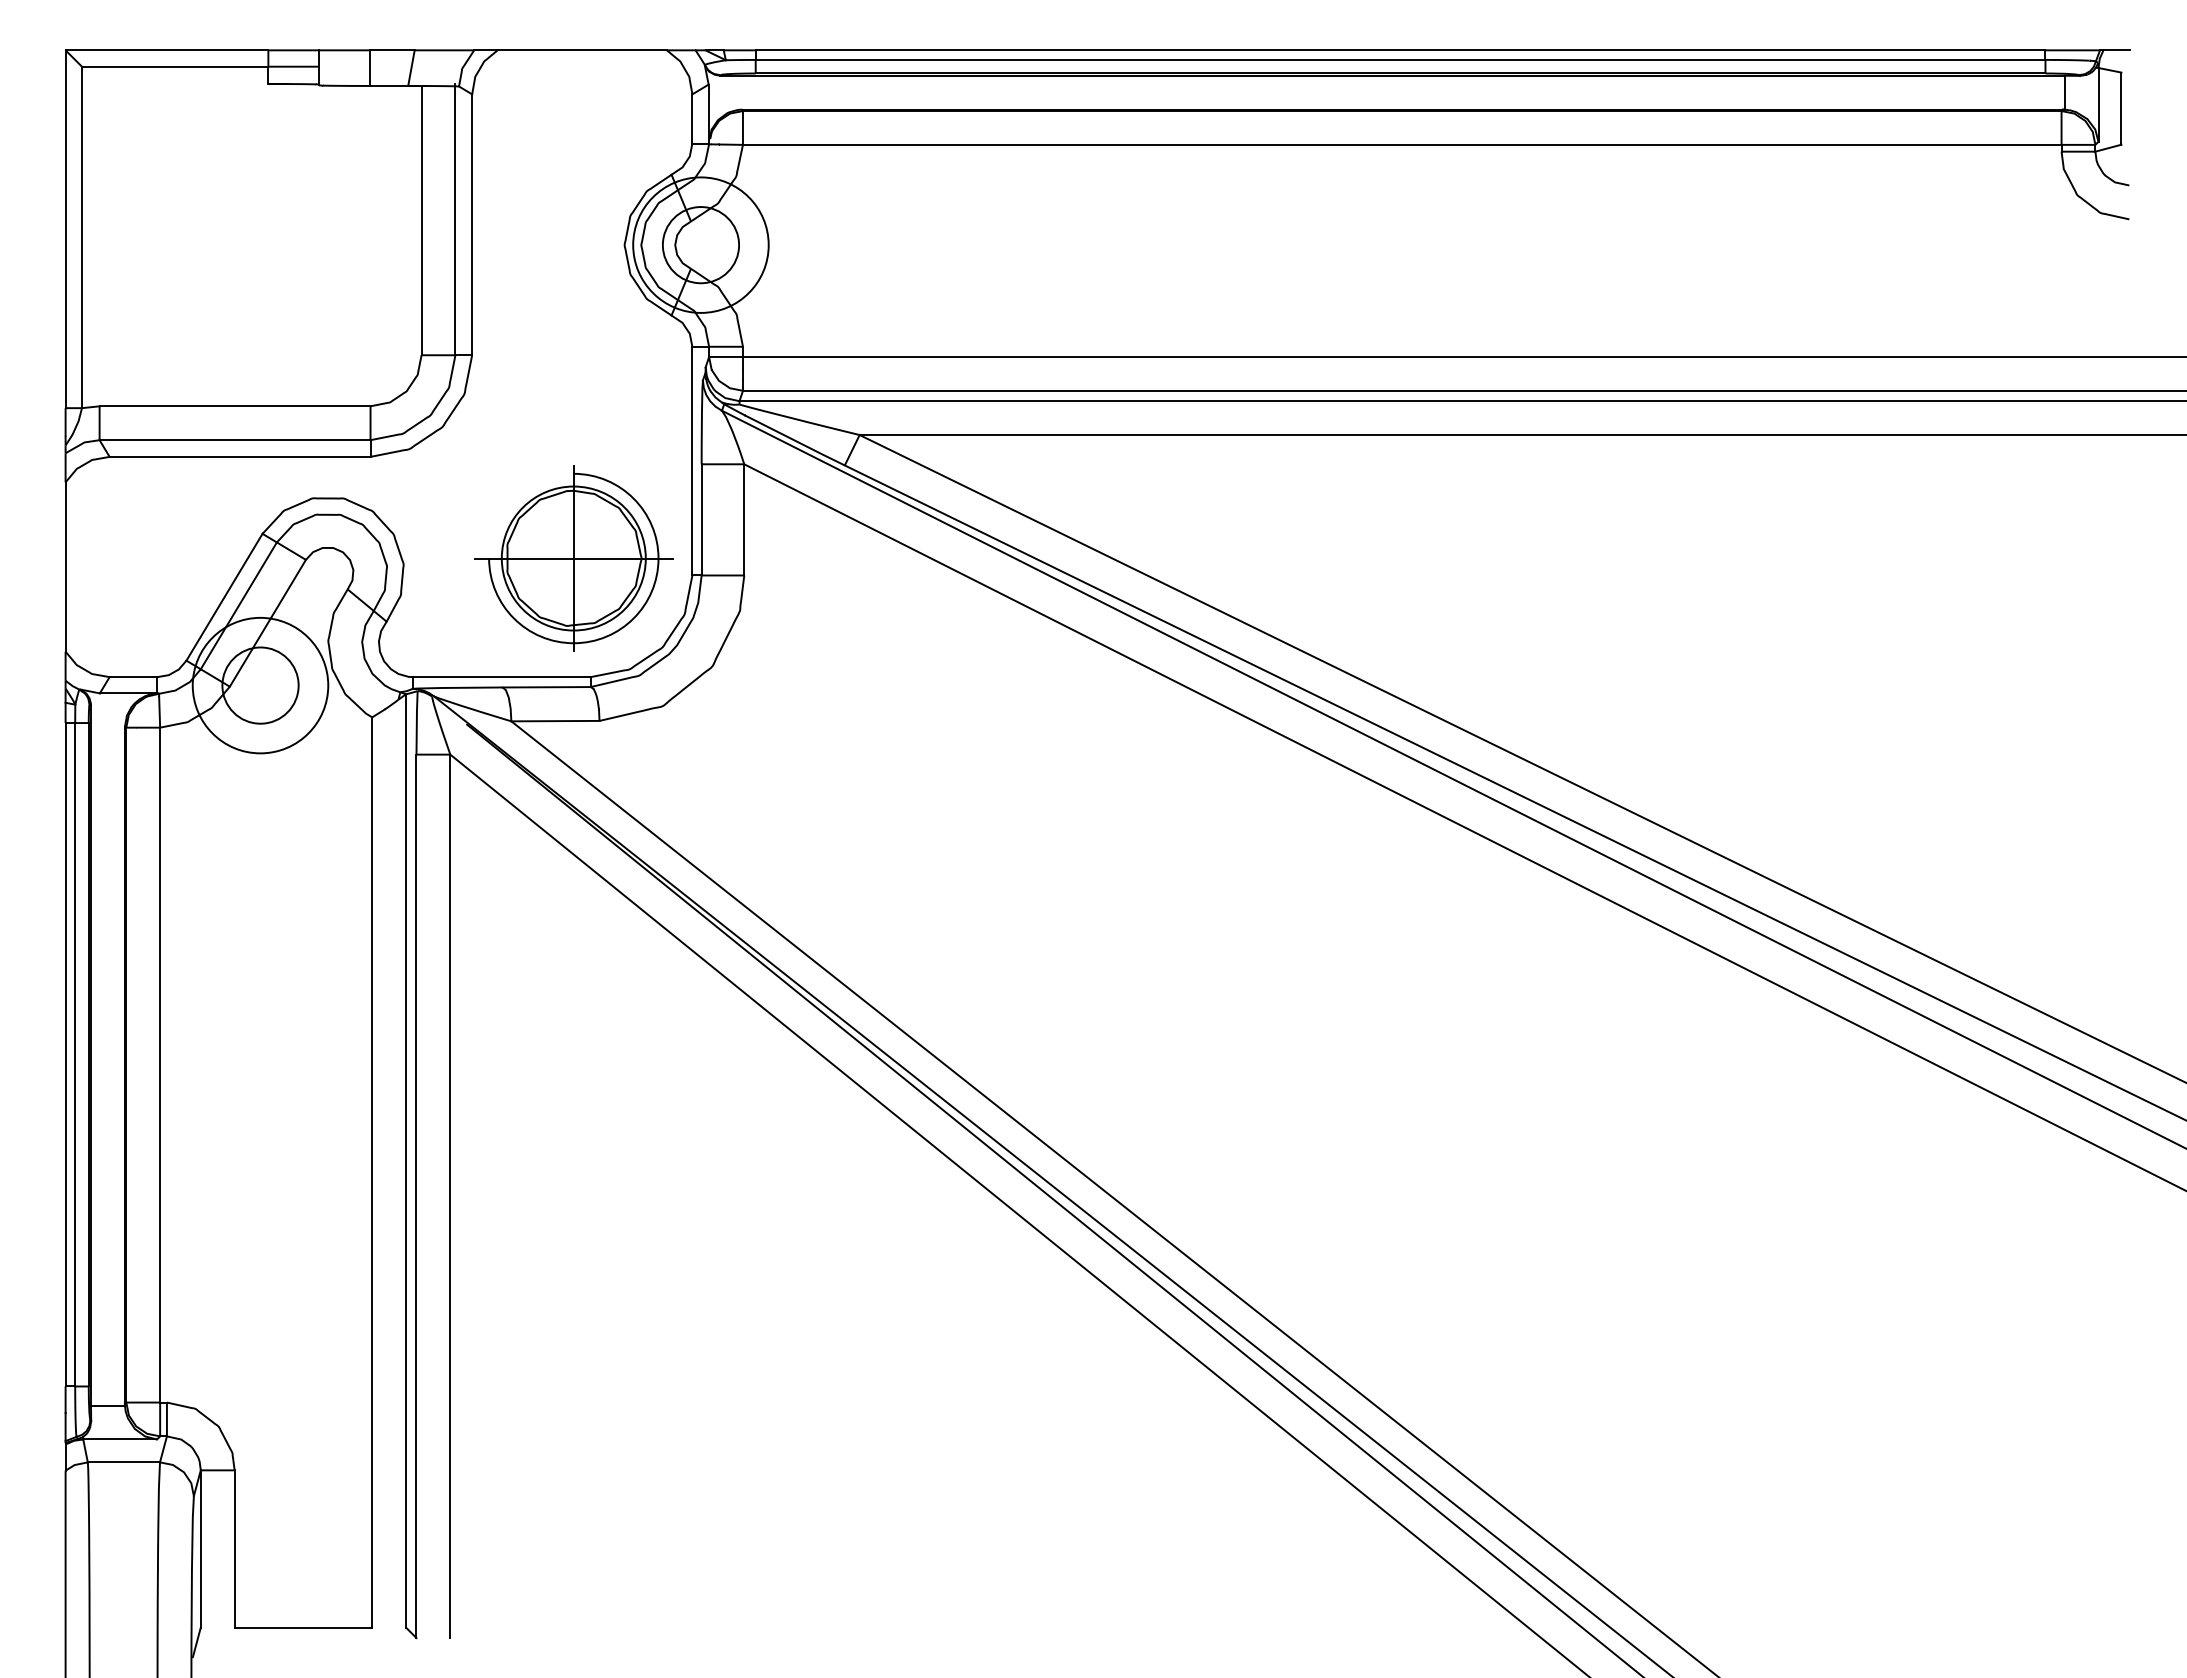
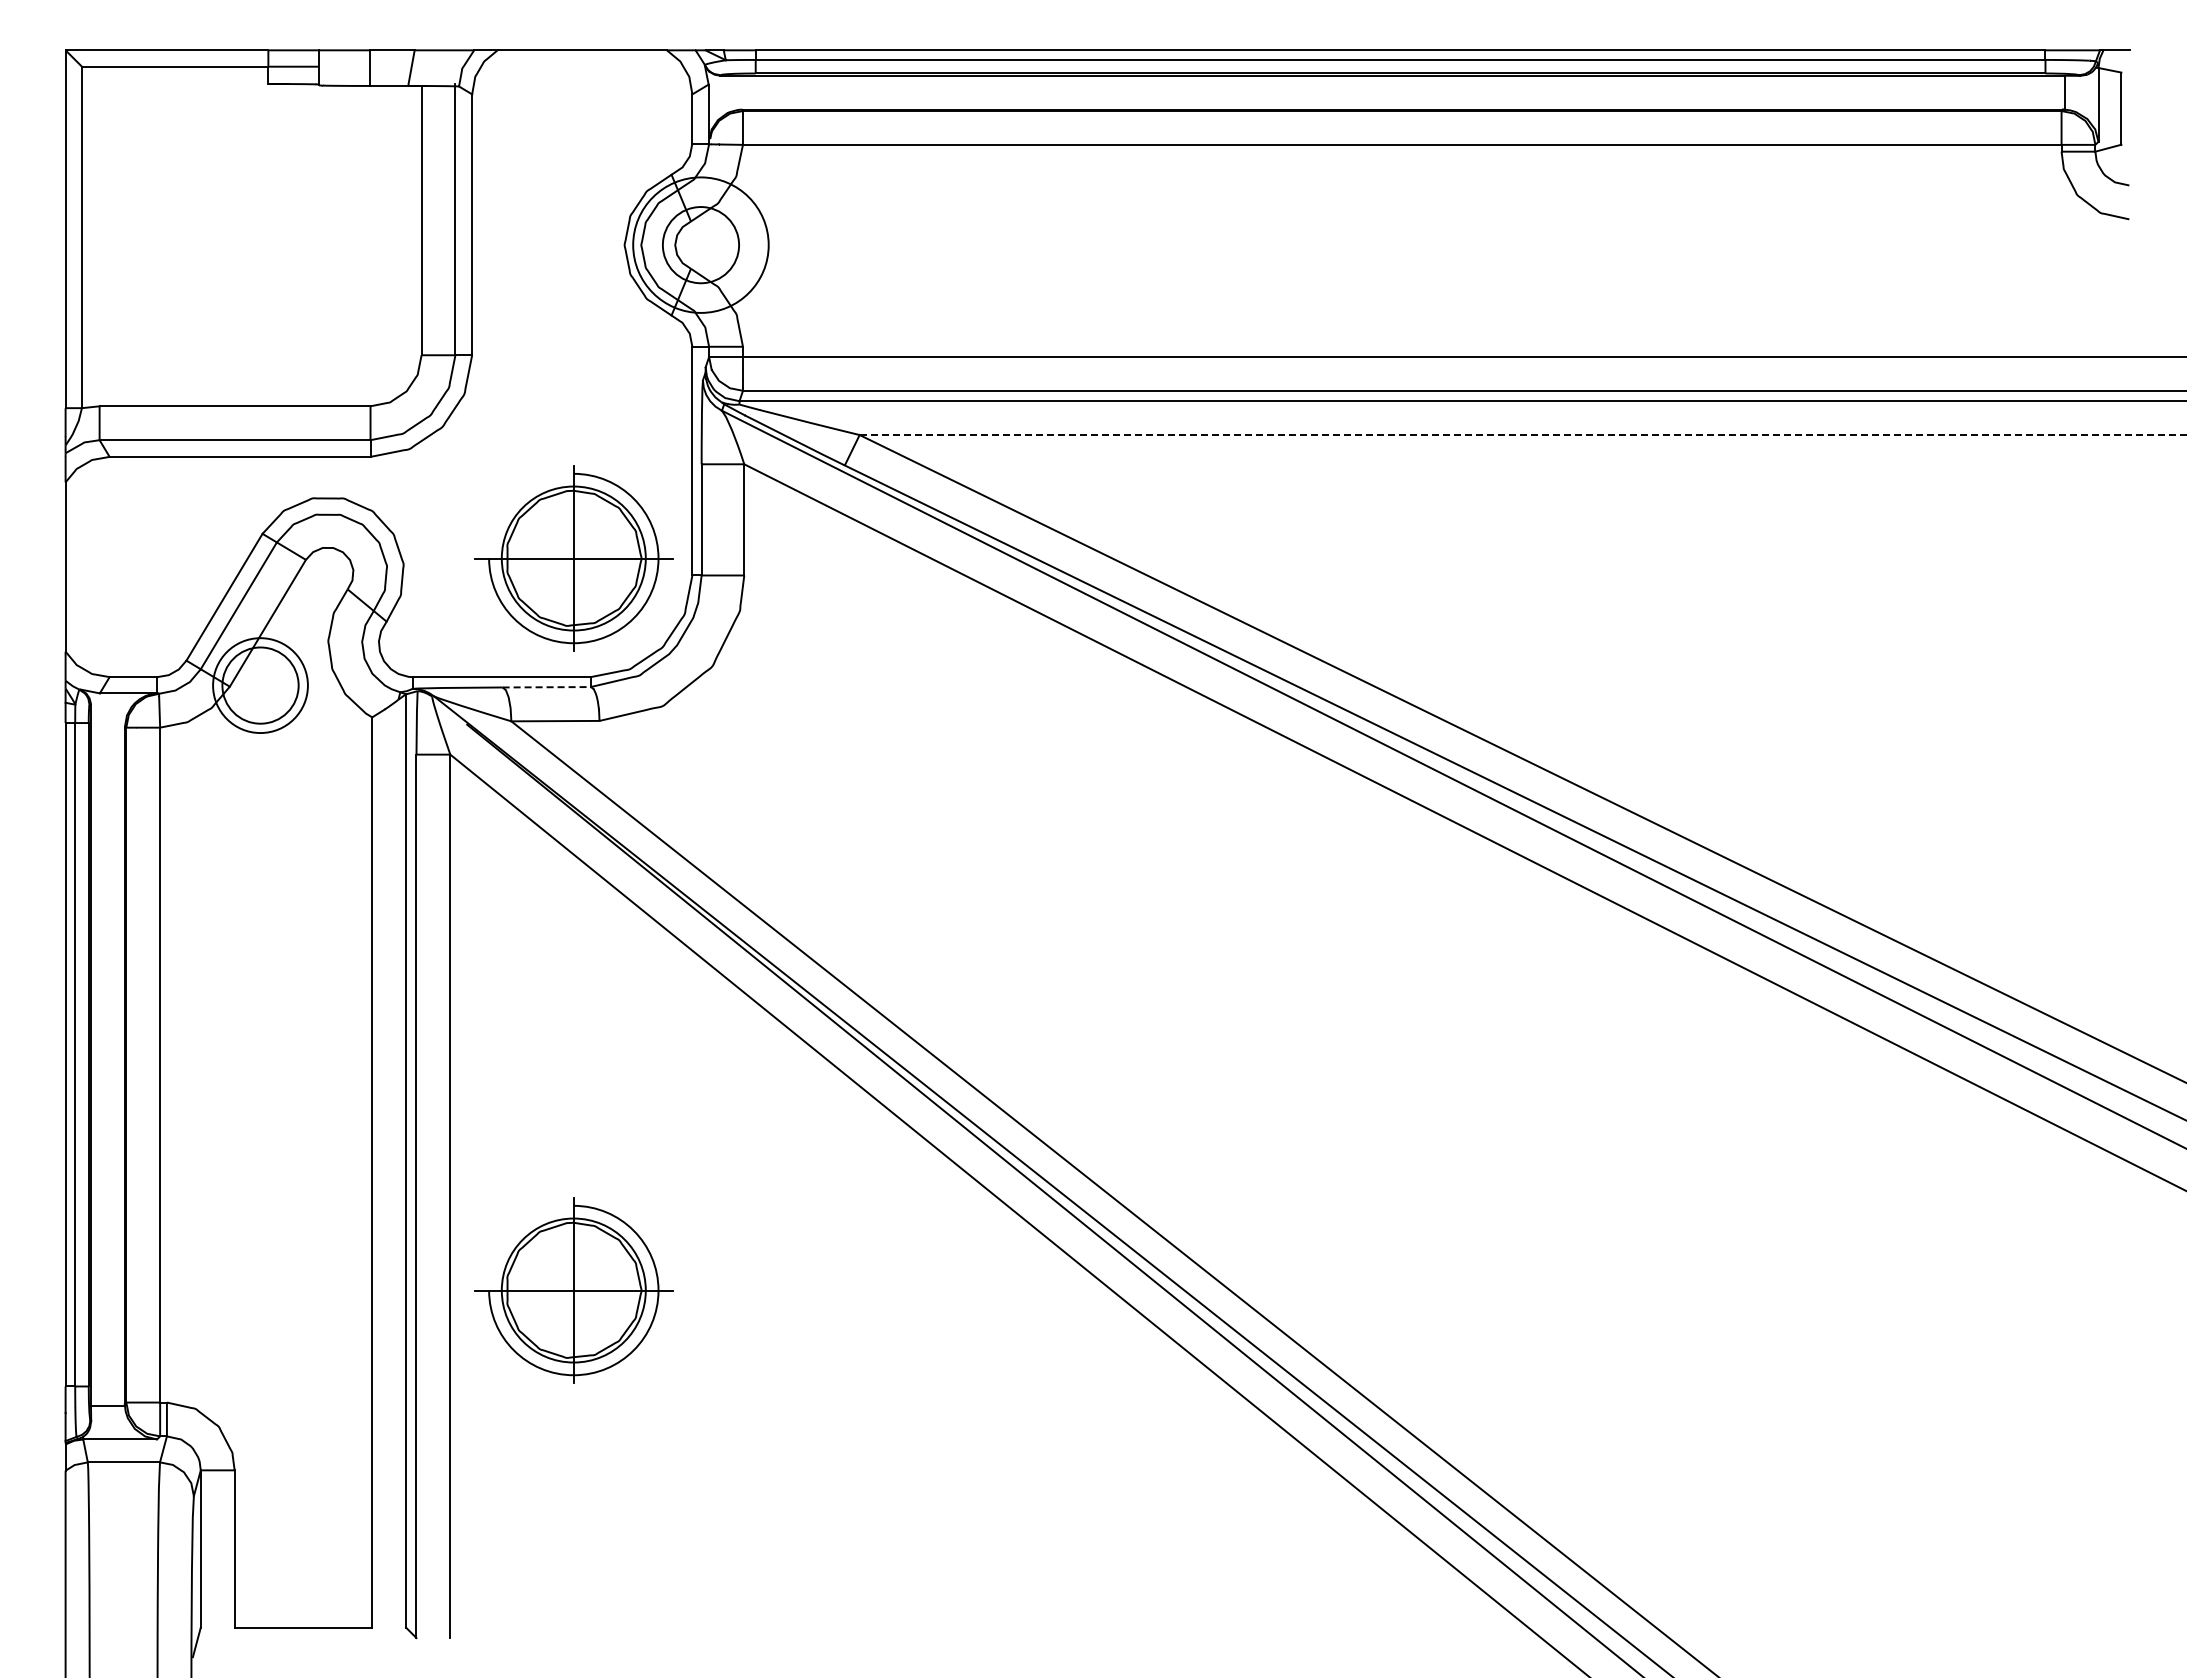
line: solid -> dashed (1522, 435)
circle diameter: 136 px -> 95 px (260, 685)
line: solid -> dashed (547, 687)
part: none -> present (573, 1290)
